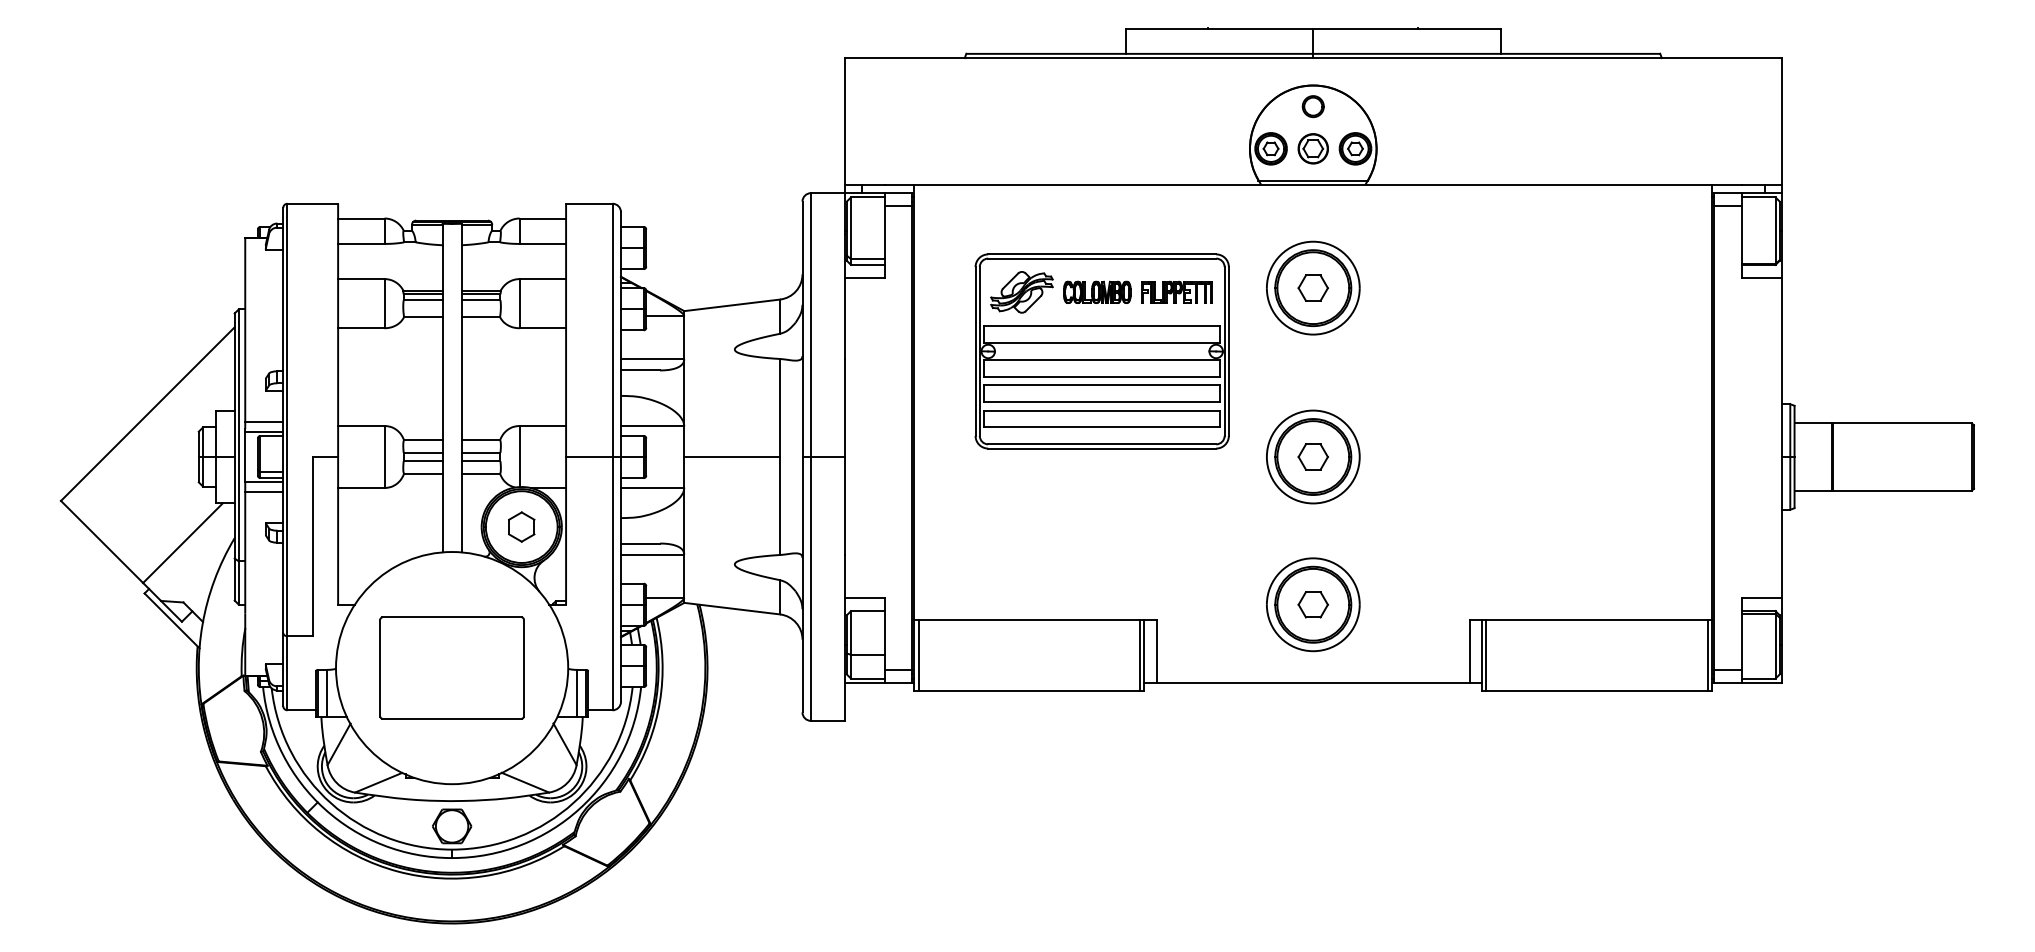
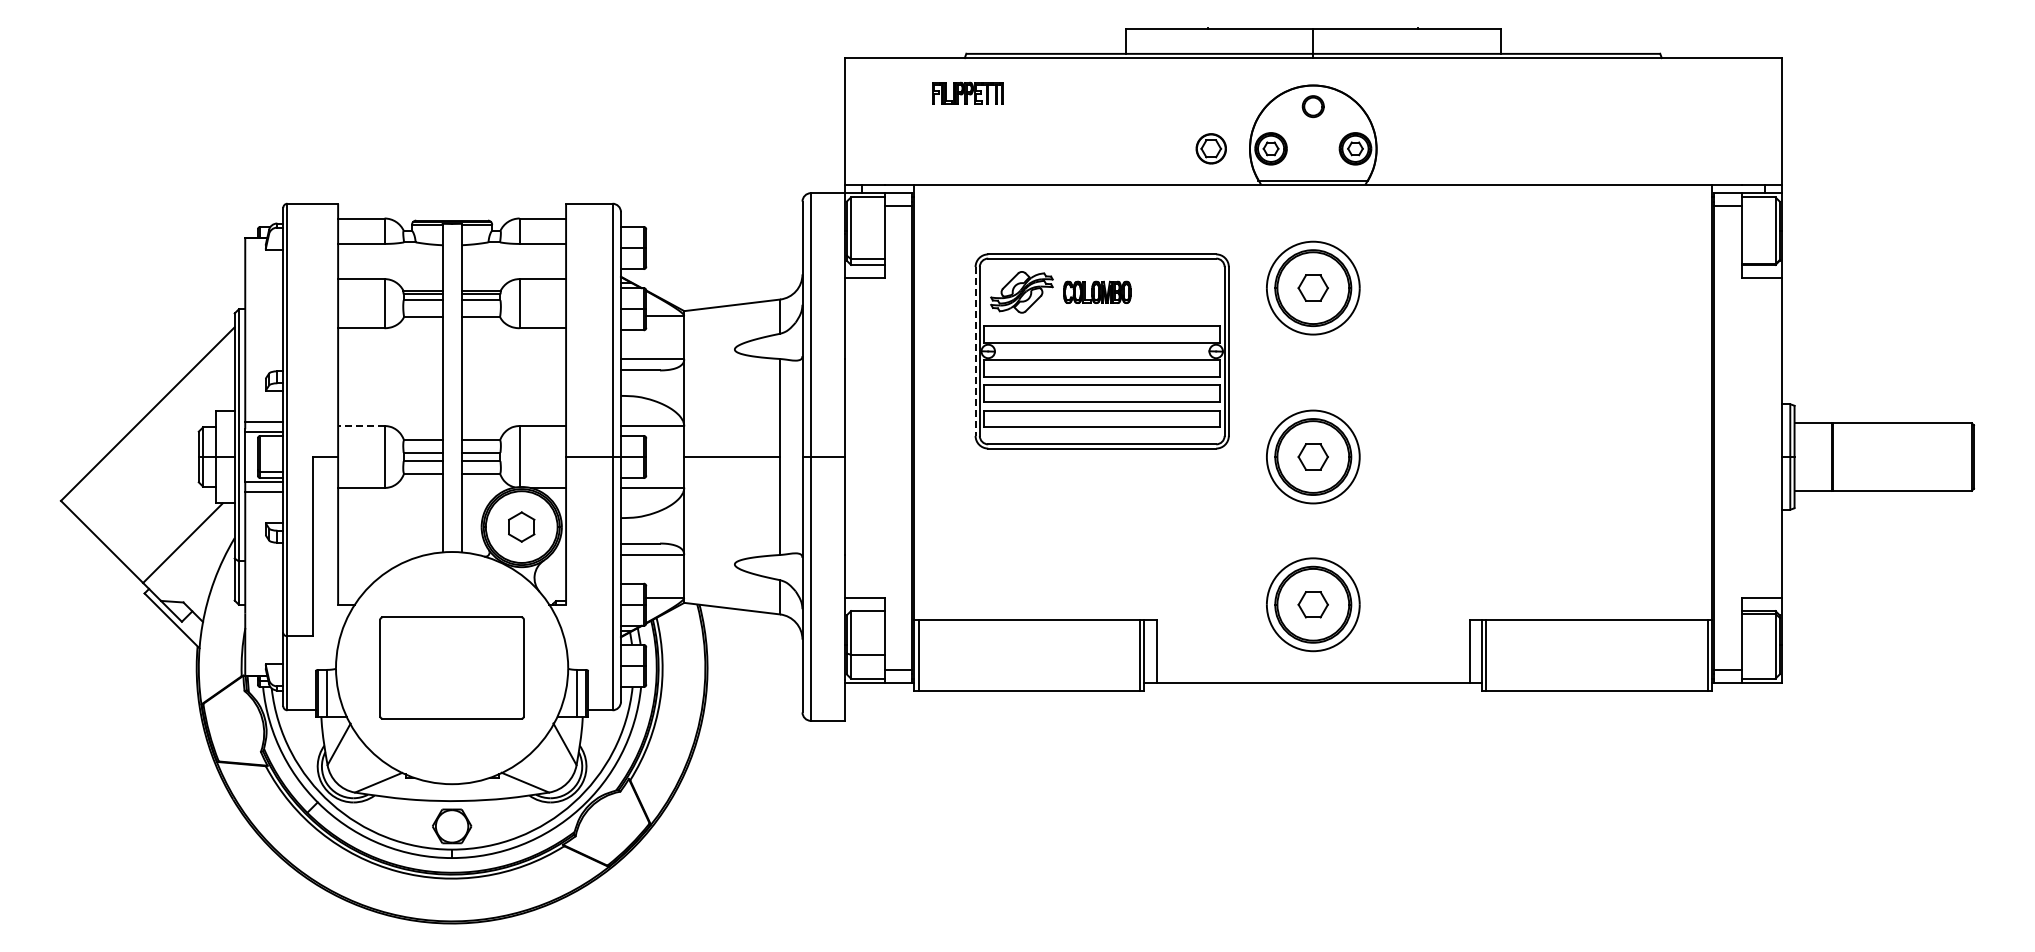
part position: (1312, 148) -> (1210, 148) (1210, 148)
part position: (1176, 291) -> (967, 92) (967, 92)
line: solid -> dashed (975, 351)
line: solid -> dashed (360, 425)
